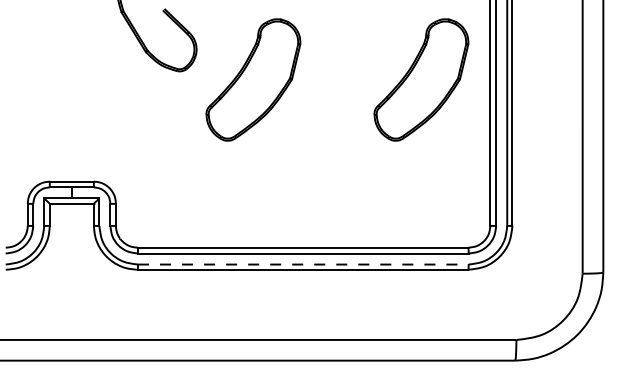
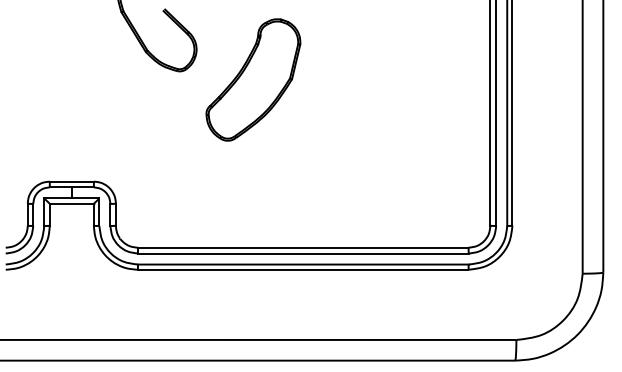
part: present -> none (421, 79)
line: dashed -> solid (303, 264)
